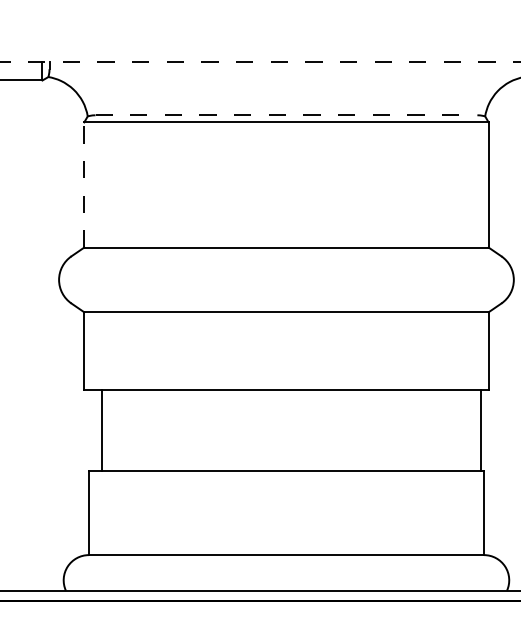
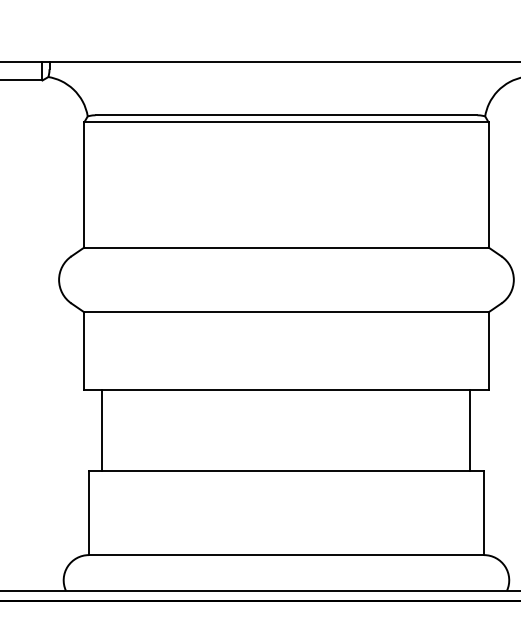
line: dashed -> solid (260, 62)
line: dashed -> solid (286, 115)
line: dashed -> solid (84, 184)
line position: (481, 429) -> (470, 429) (470, 429)
